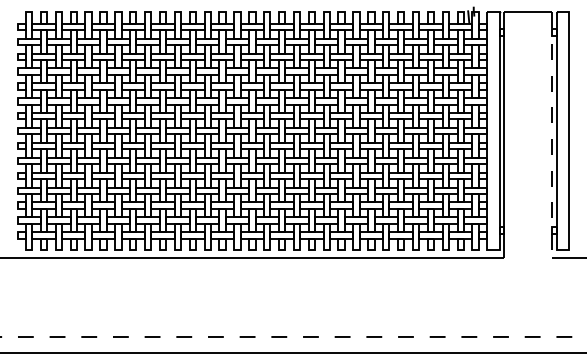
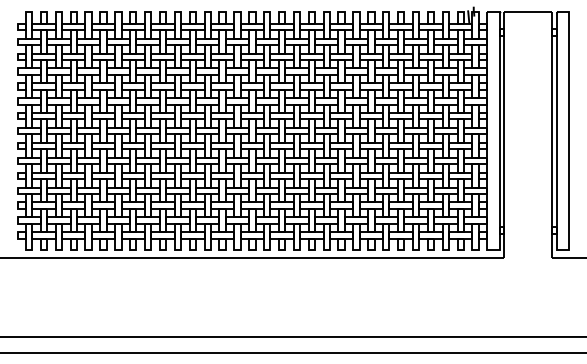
line: dashed -> solid (551, 135)
line: dashed -> solid (293, 336)
